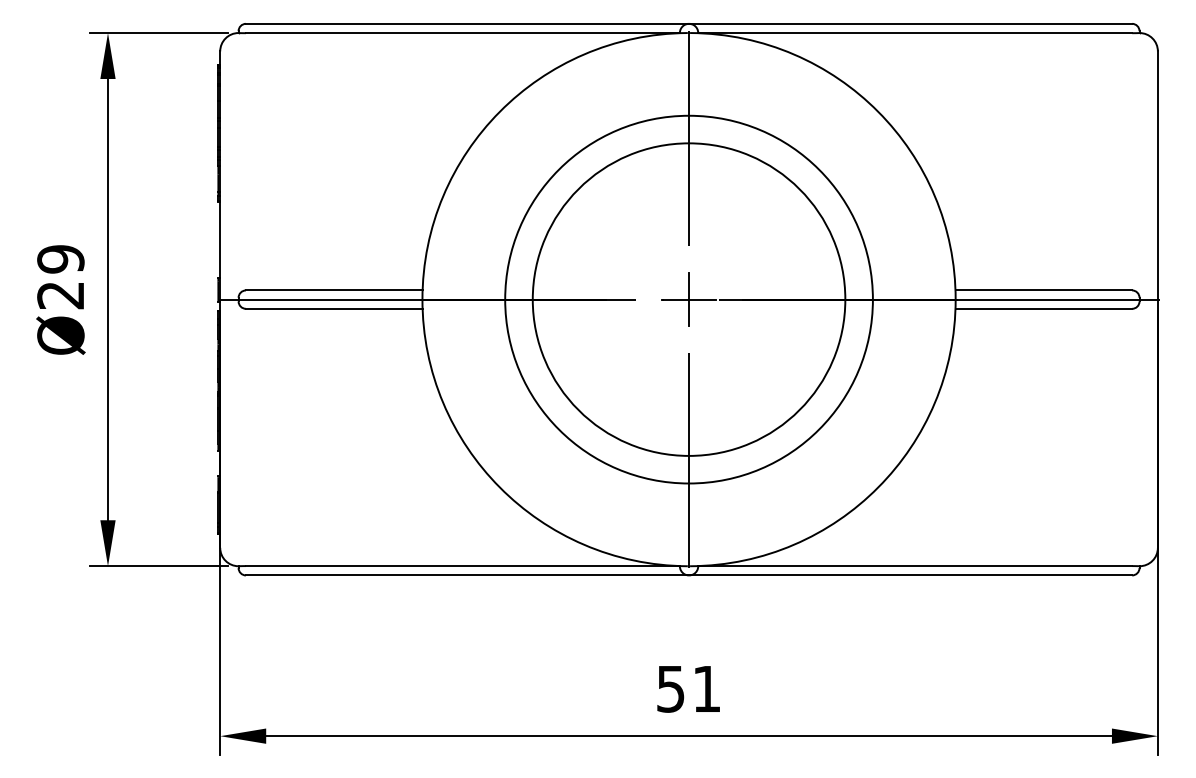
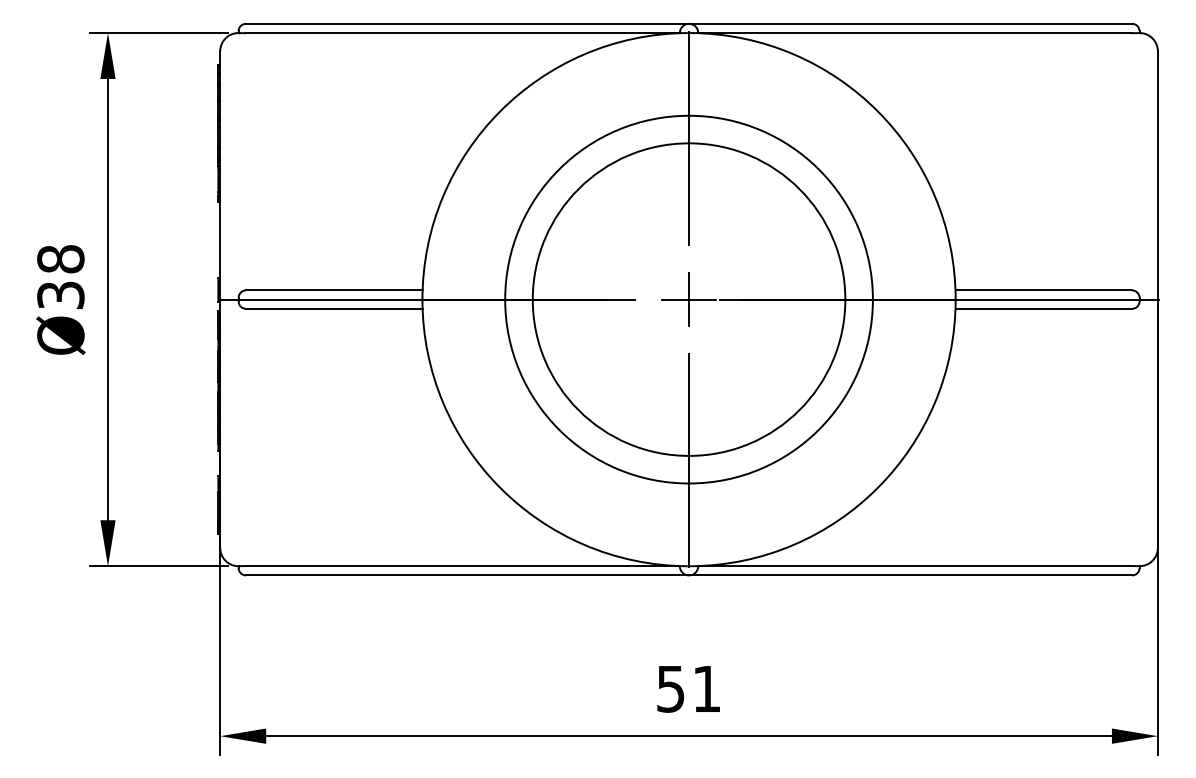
text: Ø29 -> Ø38 (60, 277)
